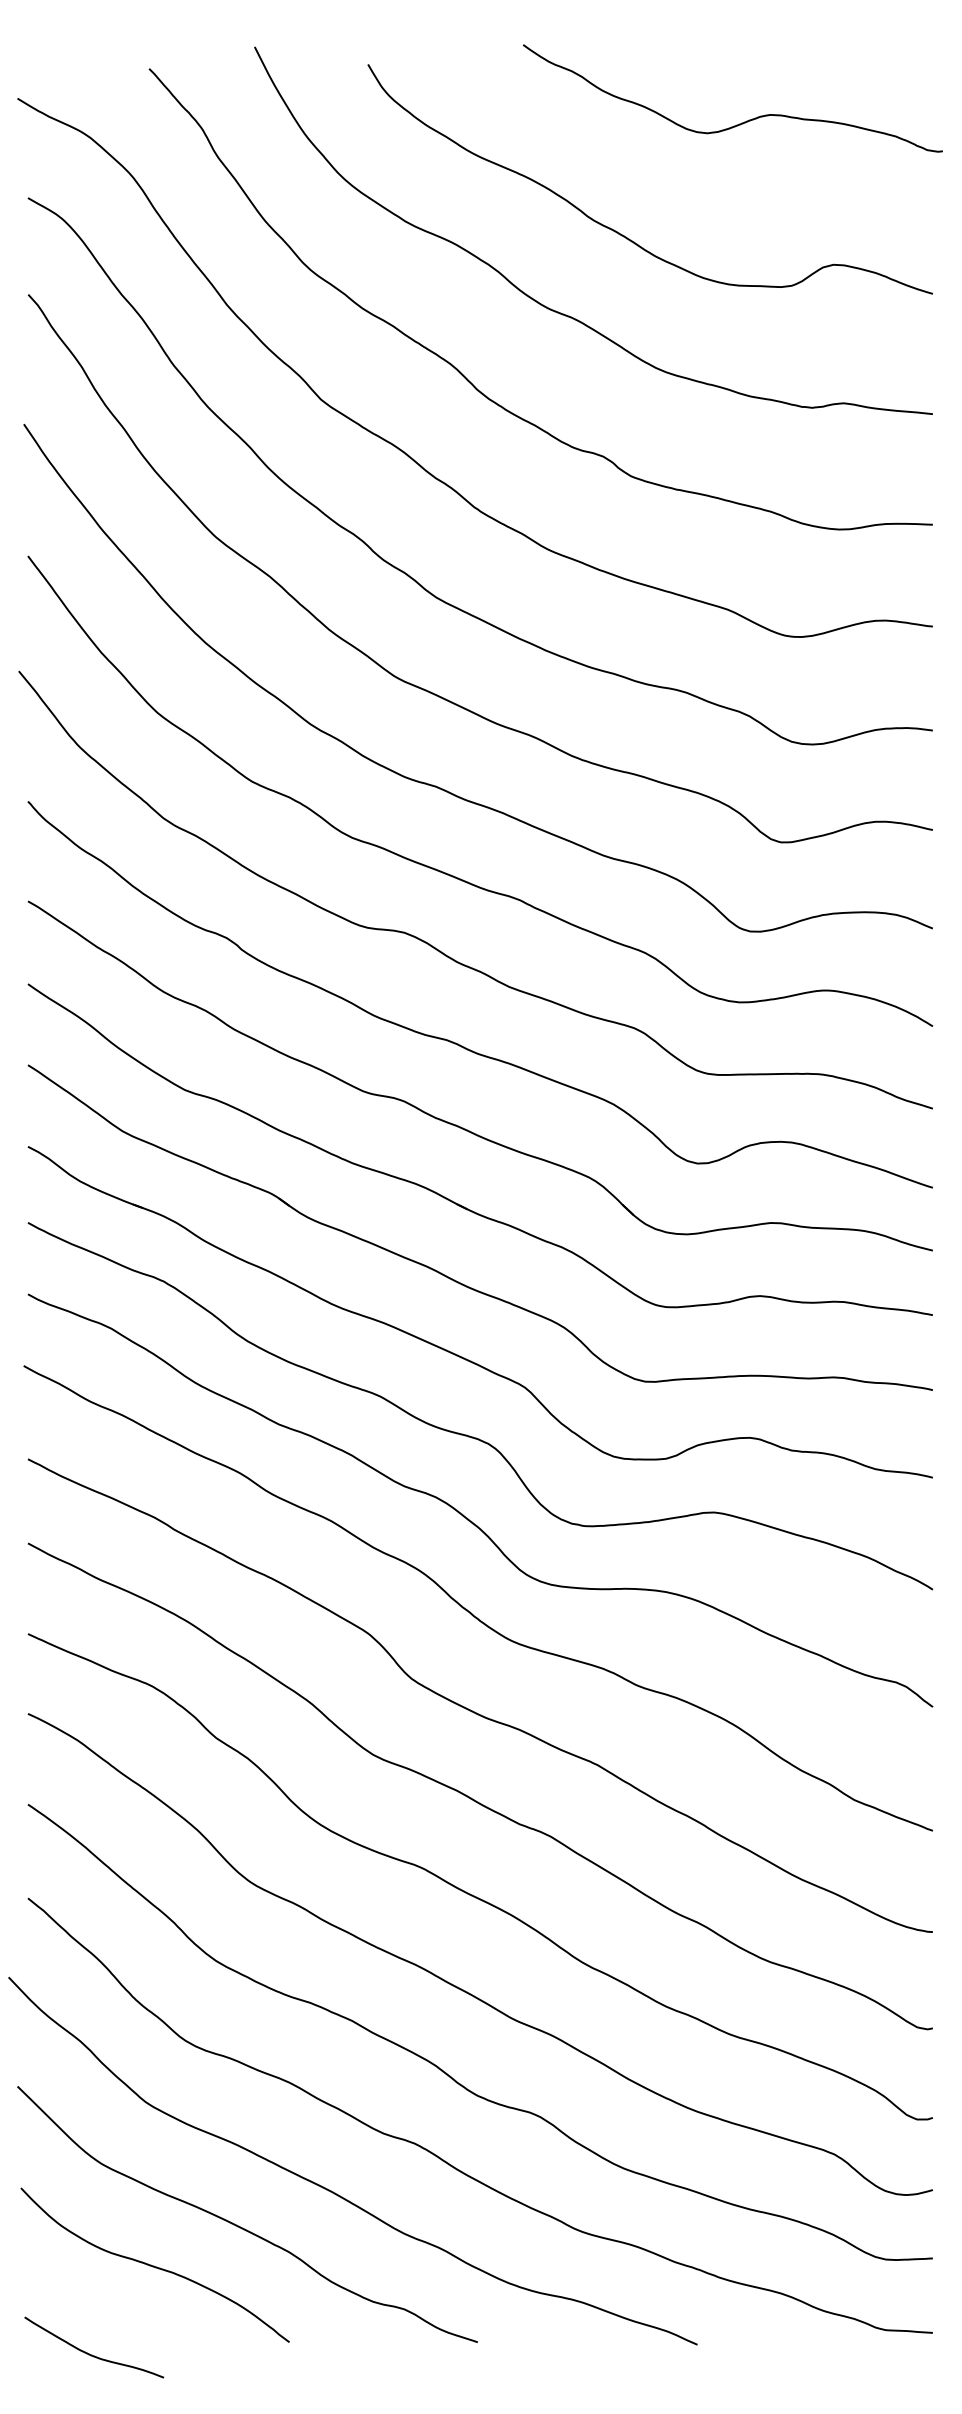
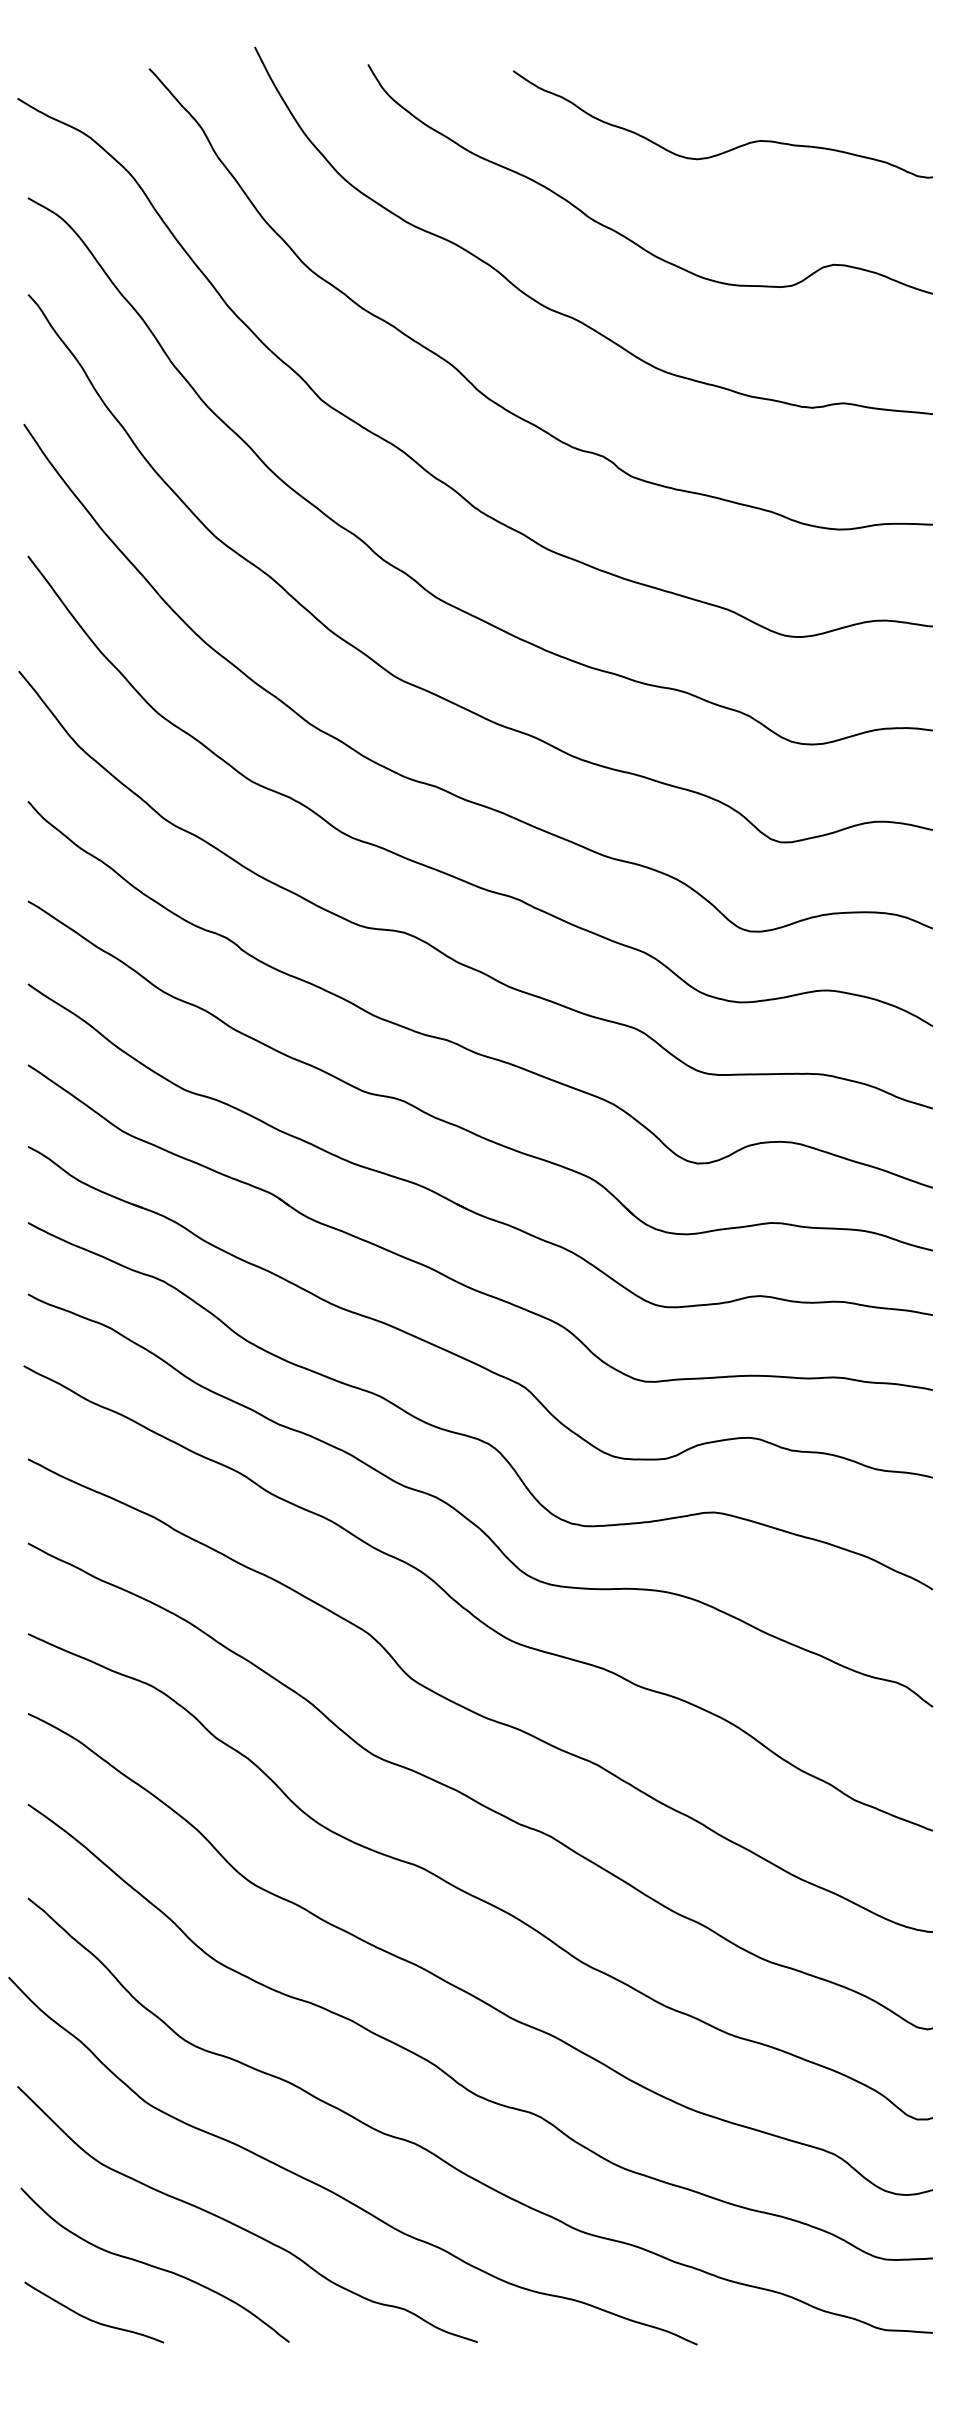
curve position: (741, 122) -> (731, 148) (731, 148)
curve position: (92, 2354) -> (92, 2319) (92, 2319)
